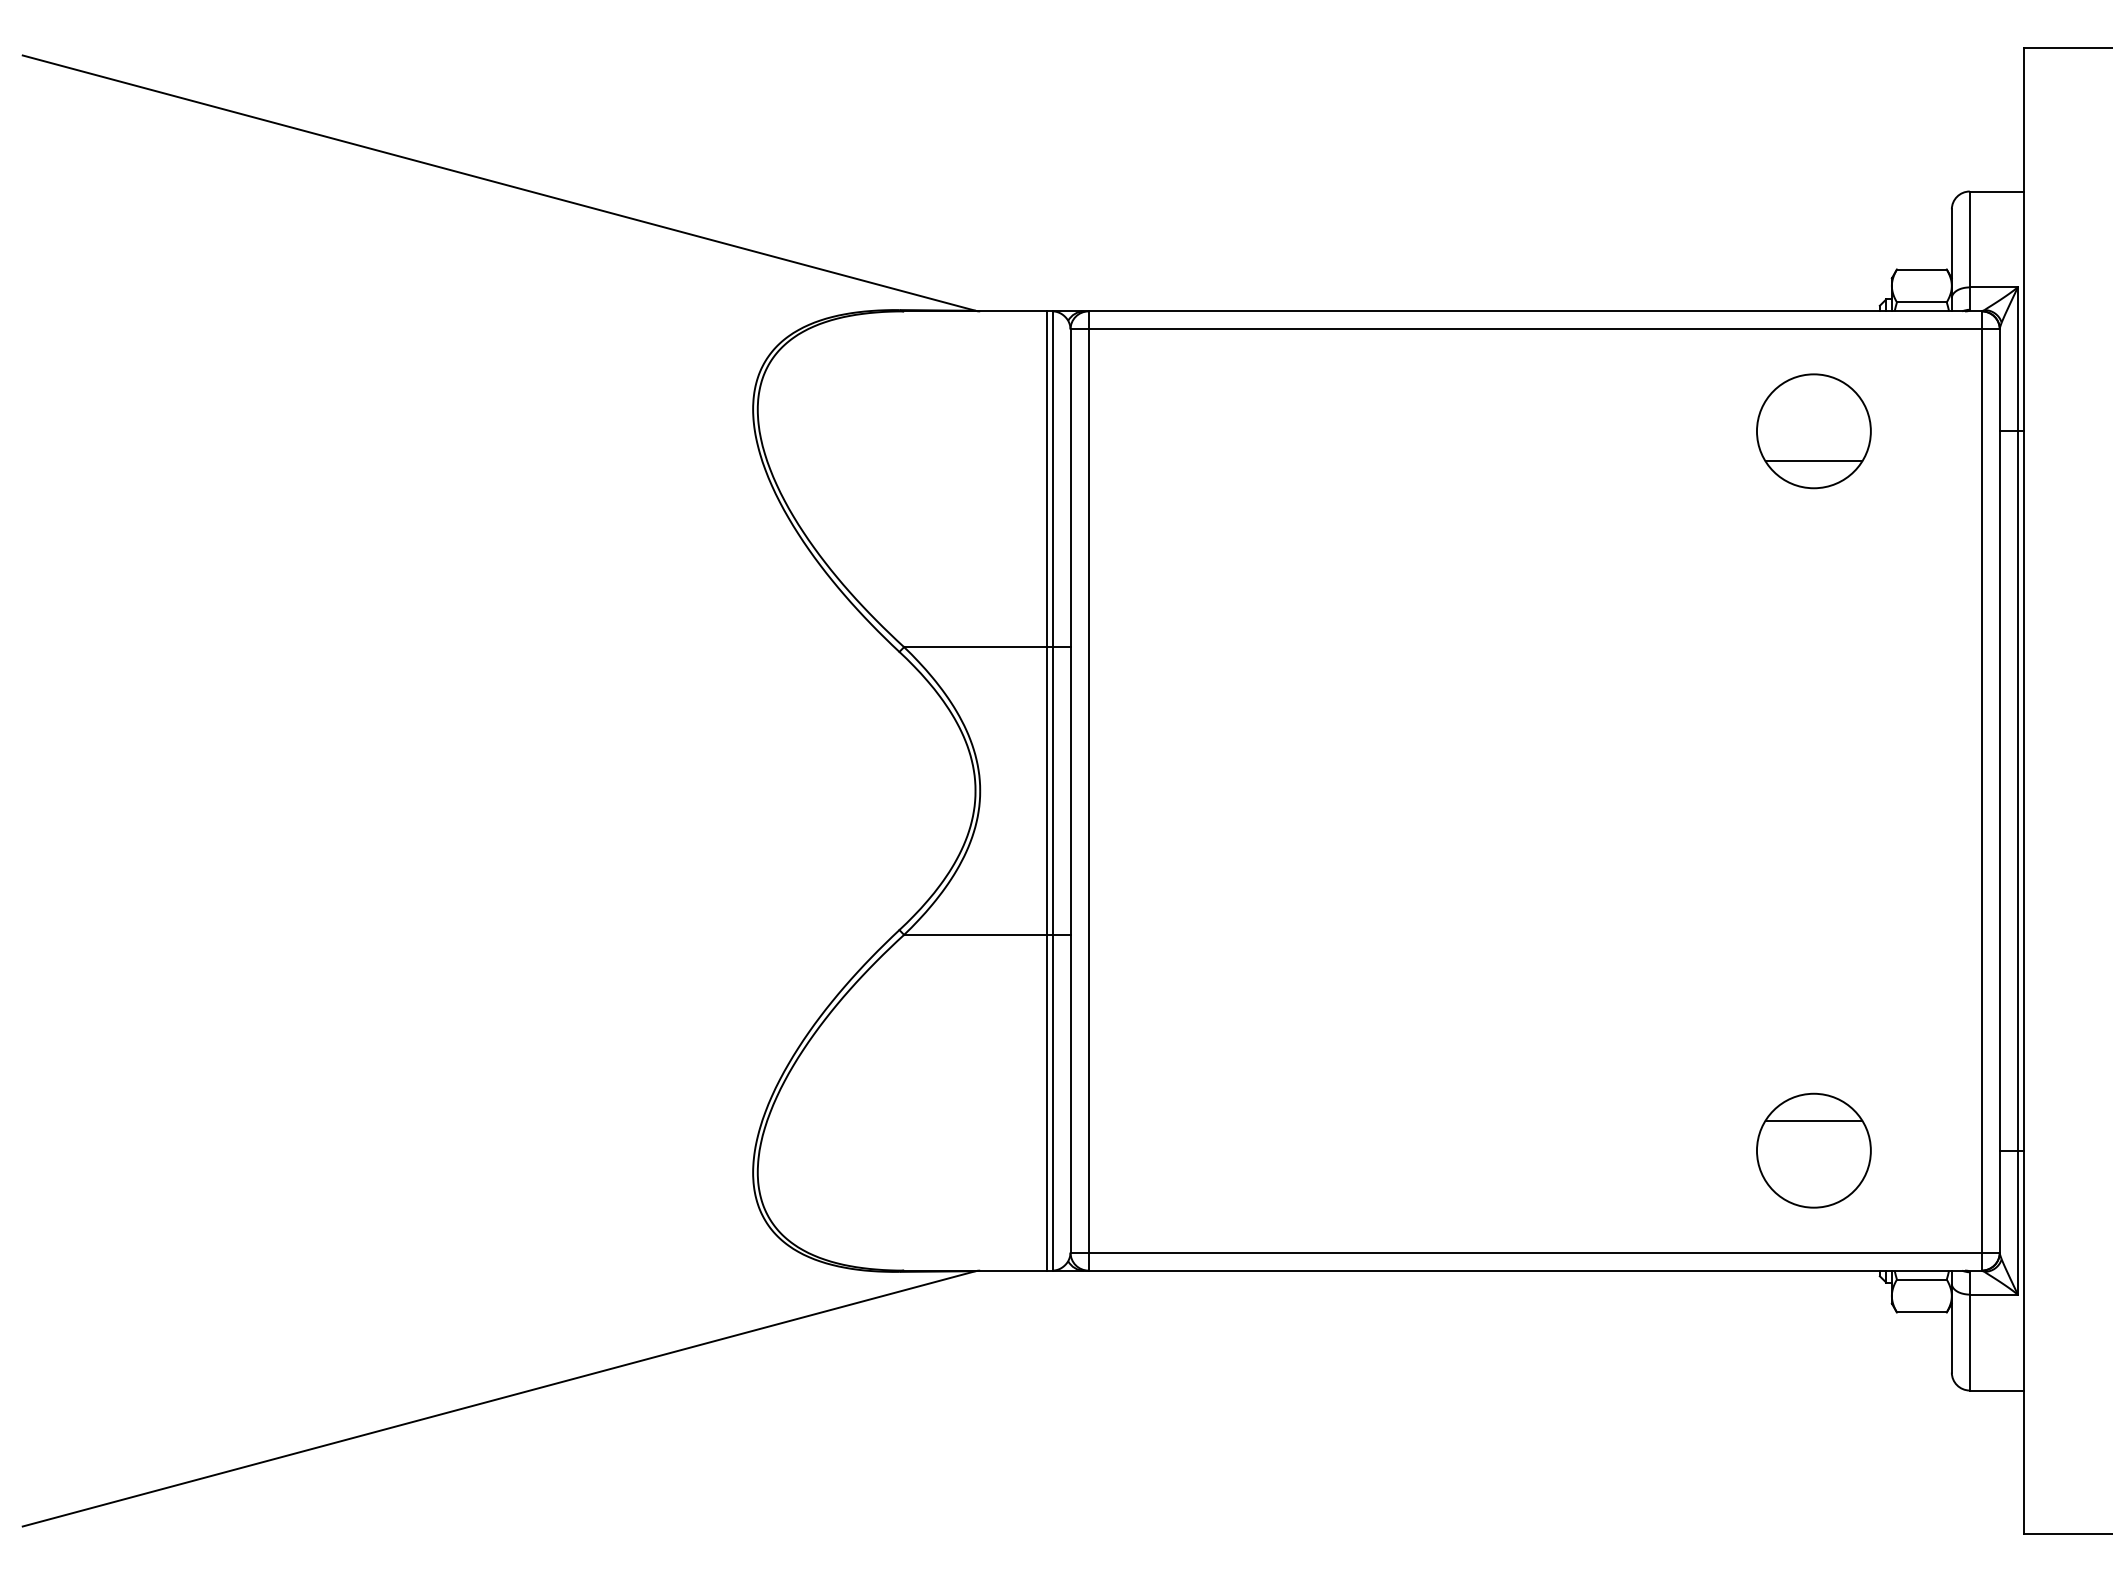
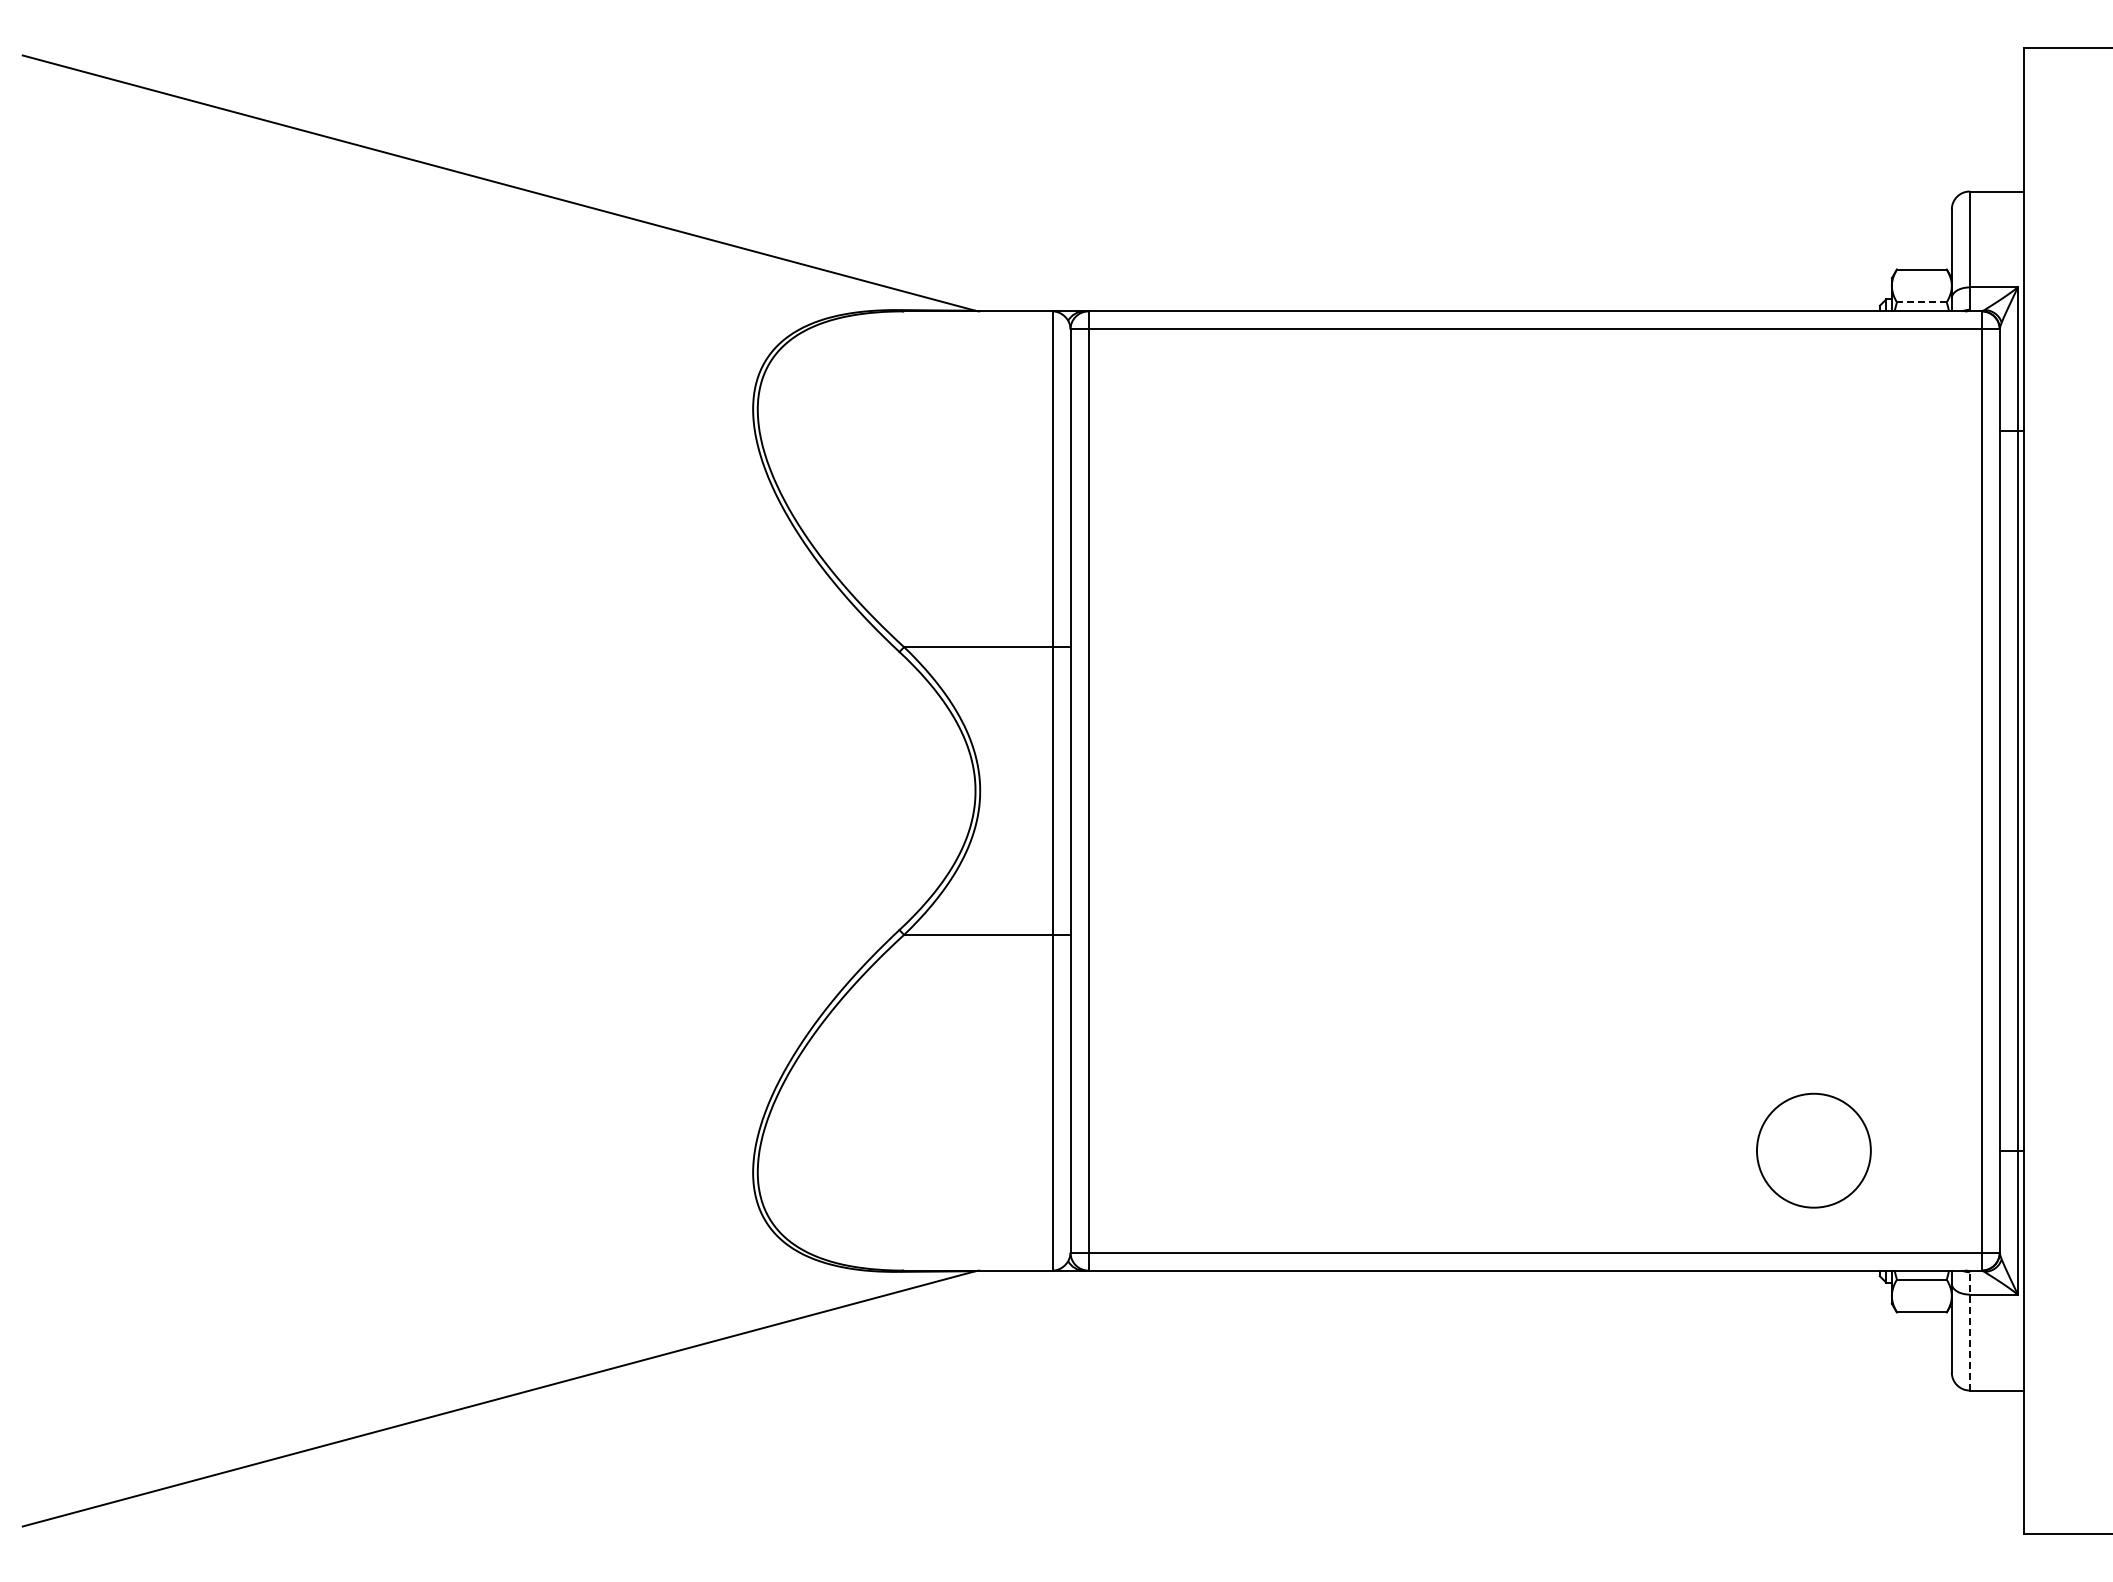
line: solid -> dashed (1921, 302)
part: present -> none (1813, 431)
line: present -> none (1046, 790)
line: present -> none (1813, 1120)
line: solid -> dashed (1969, 1330)
